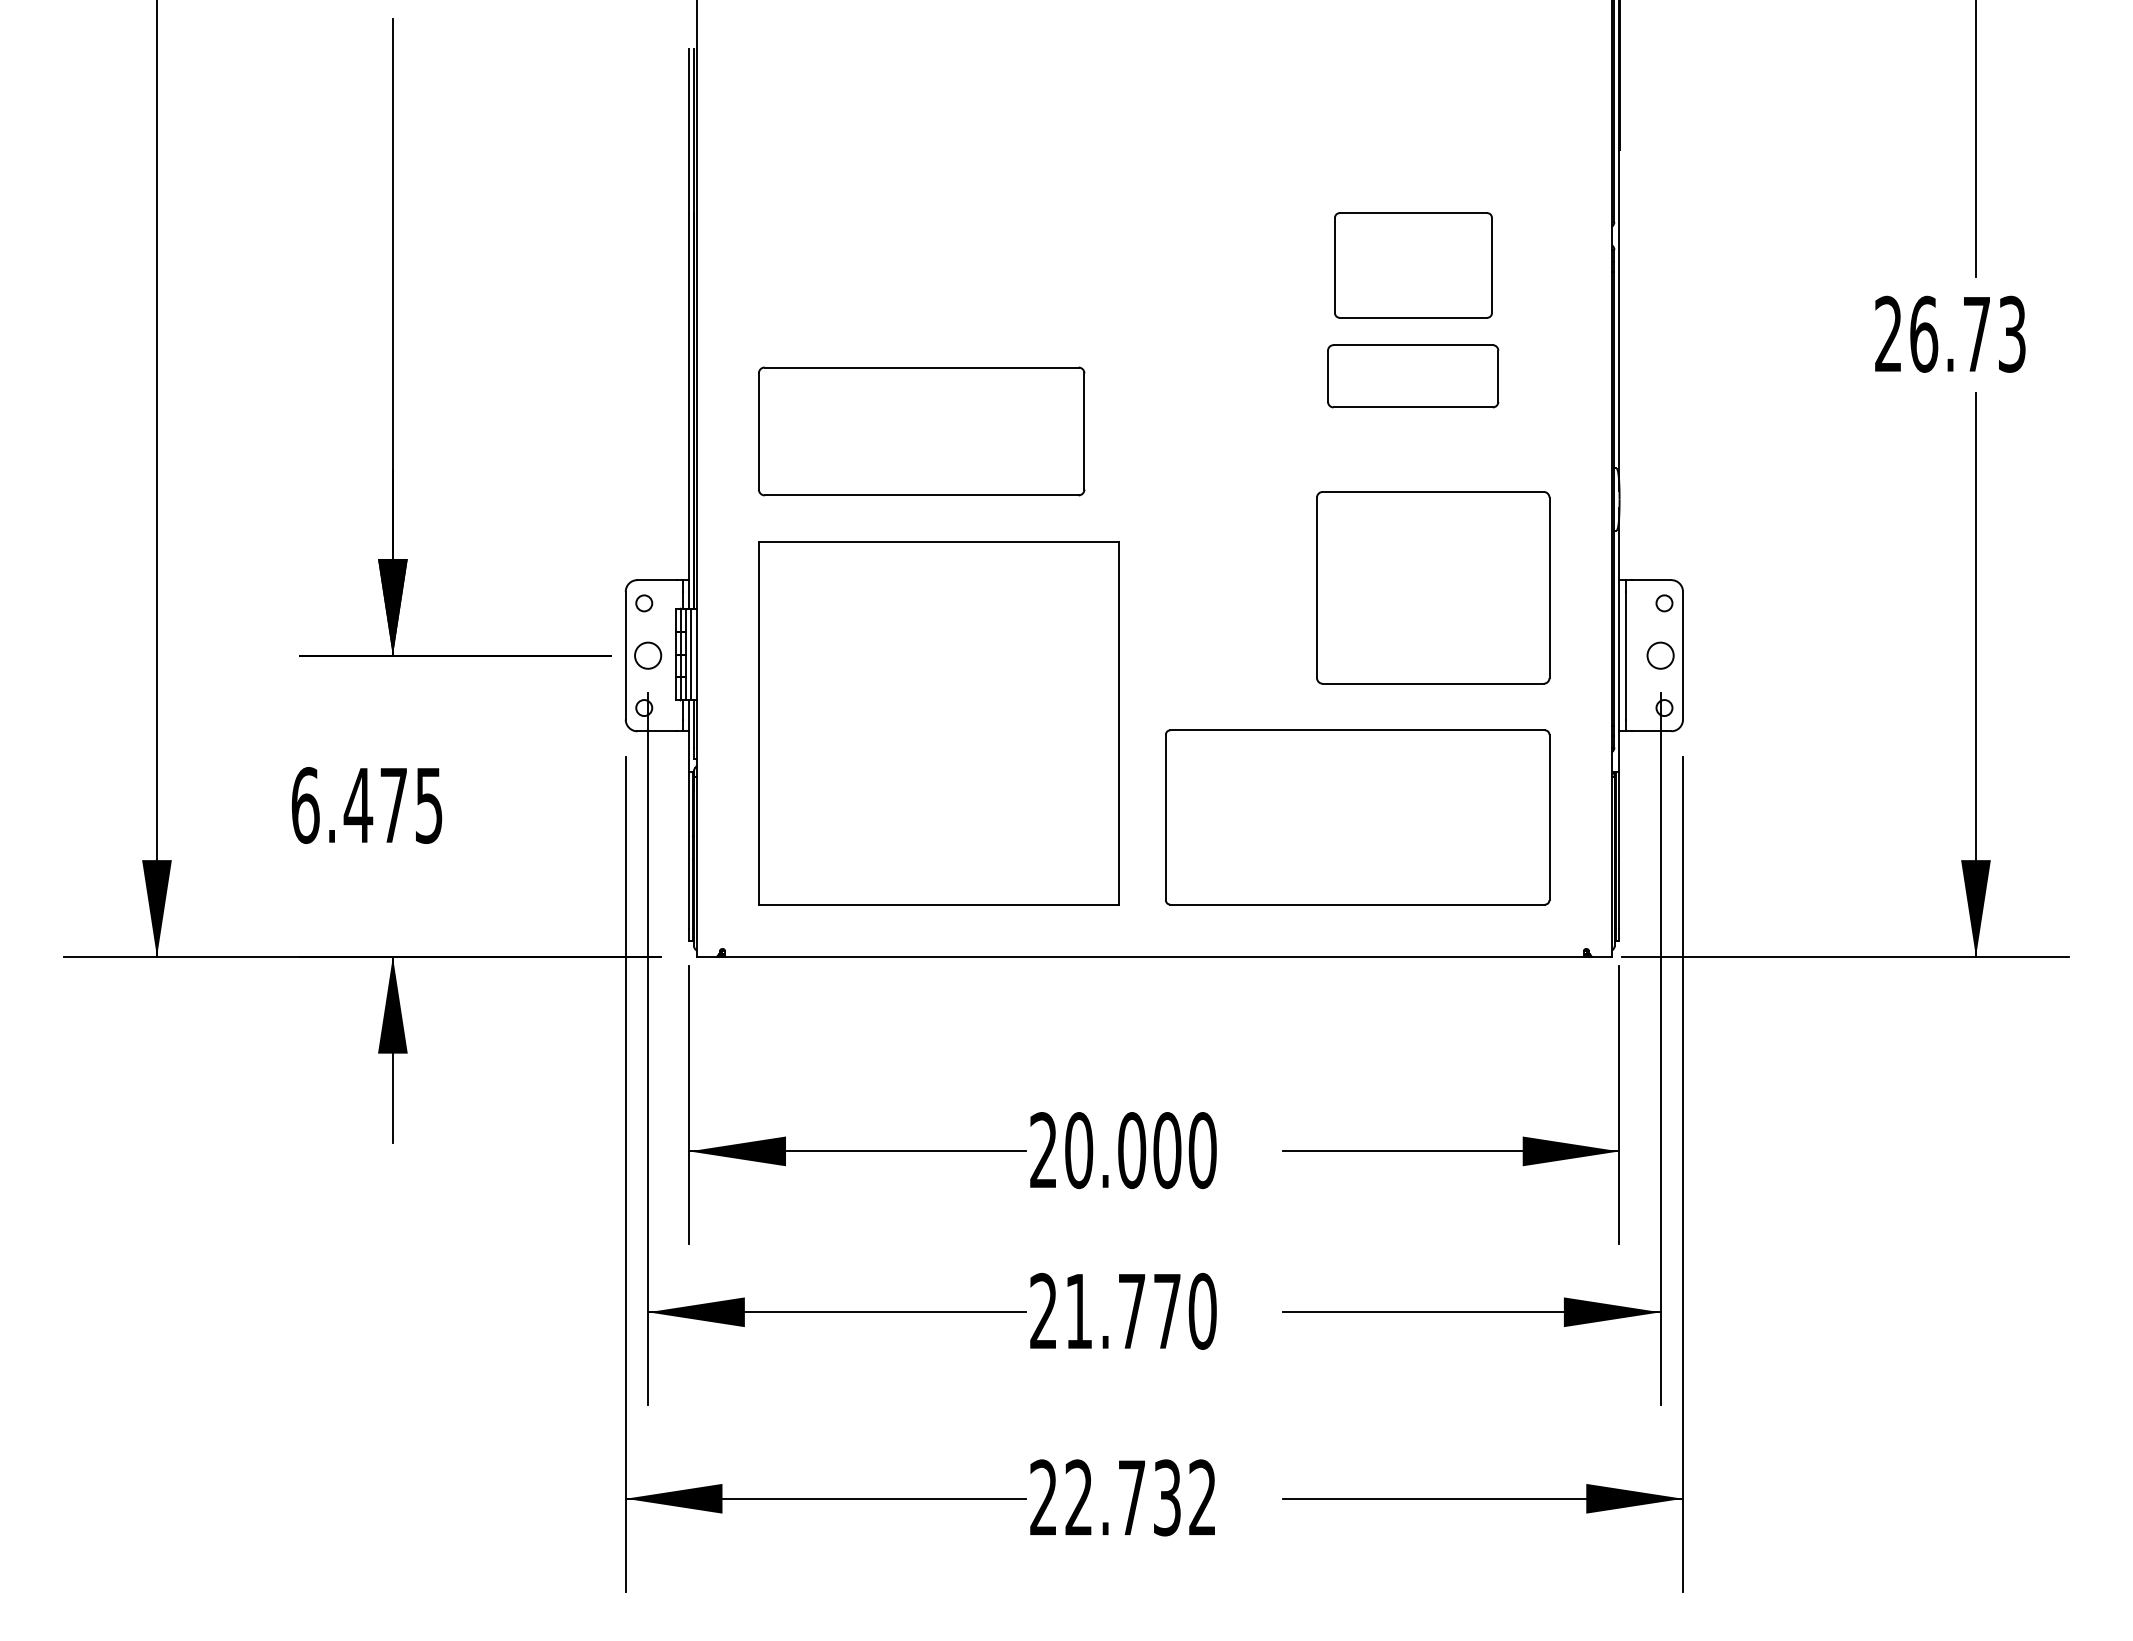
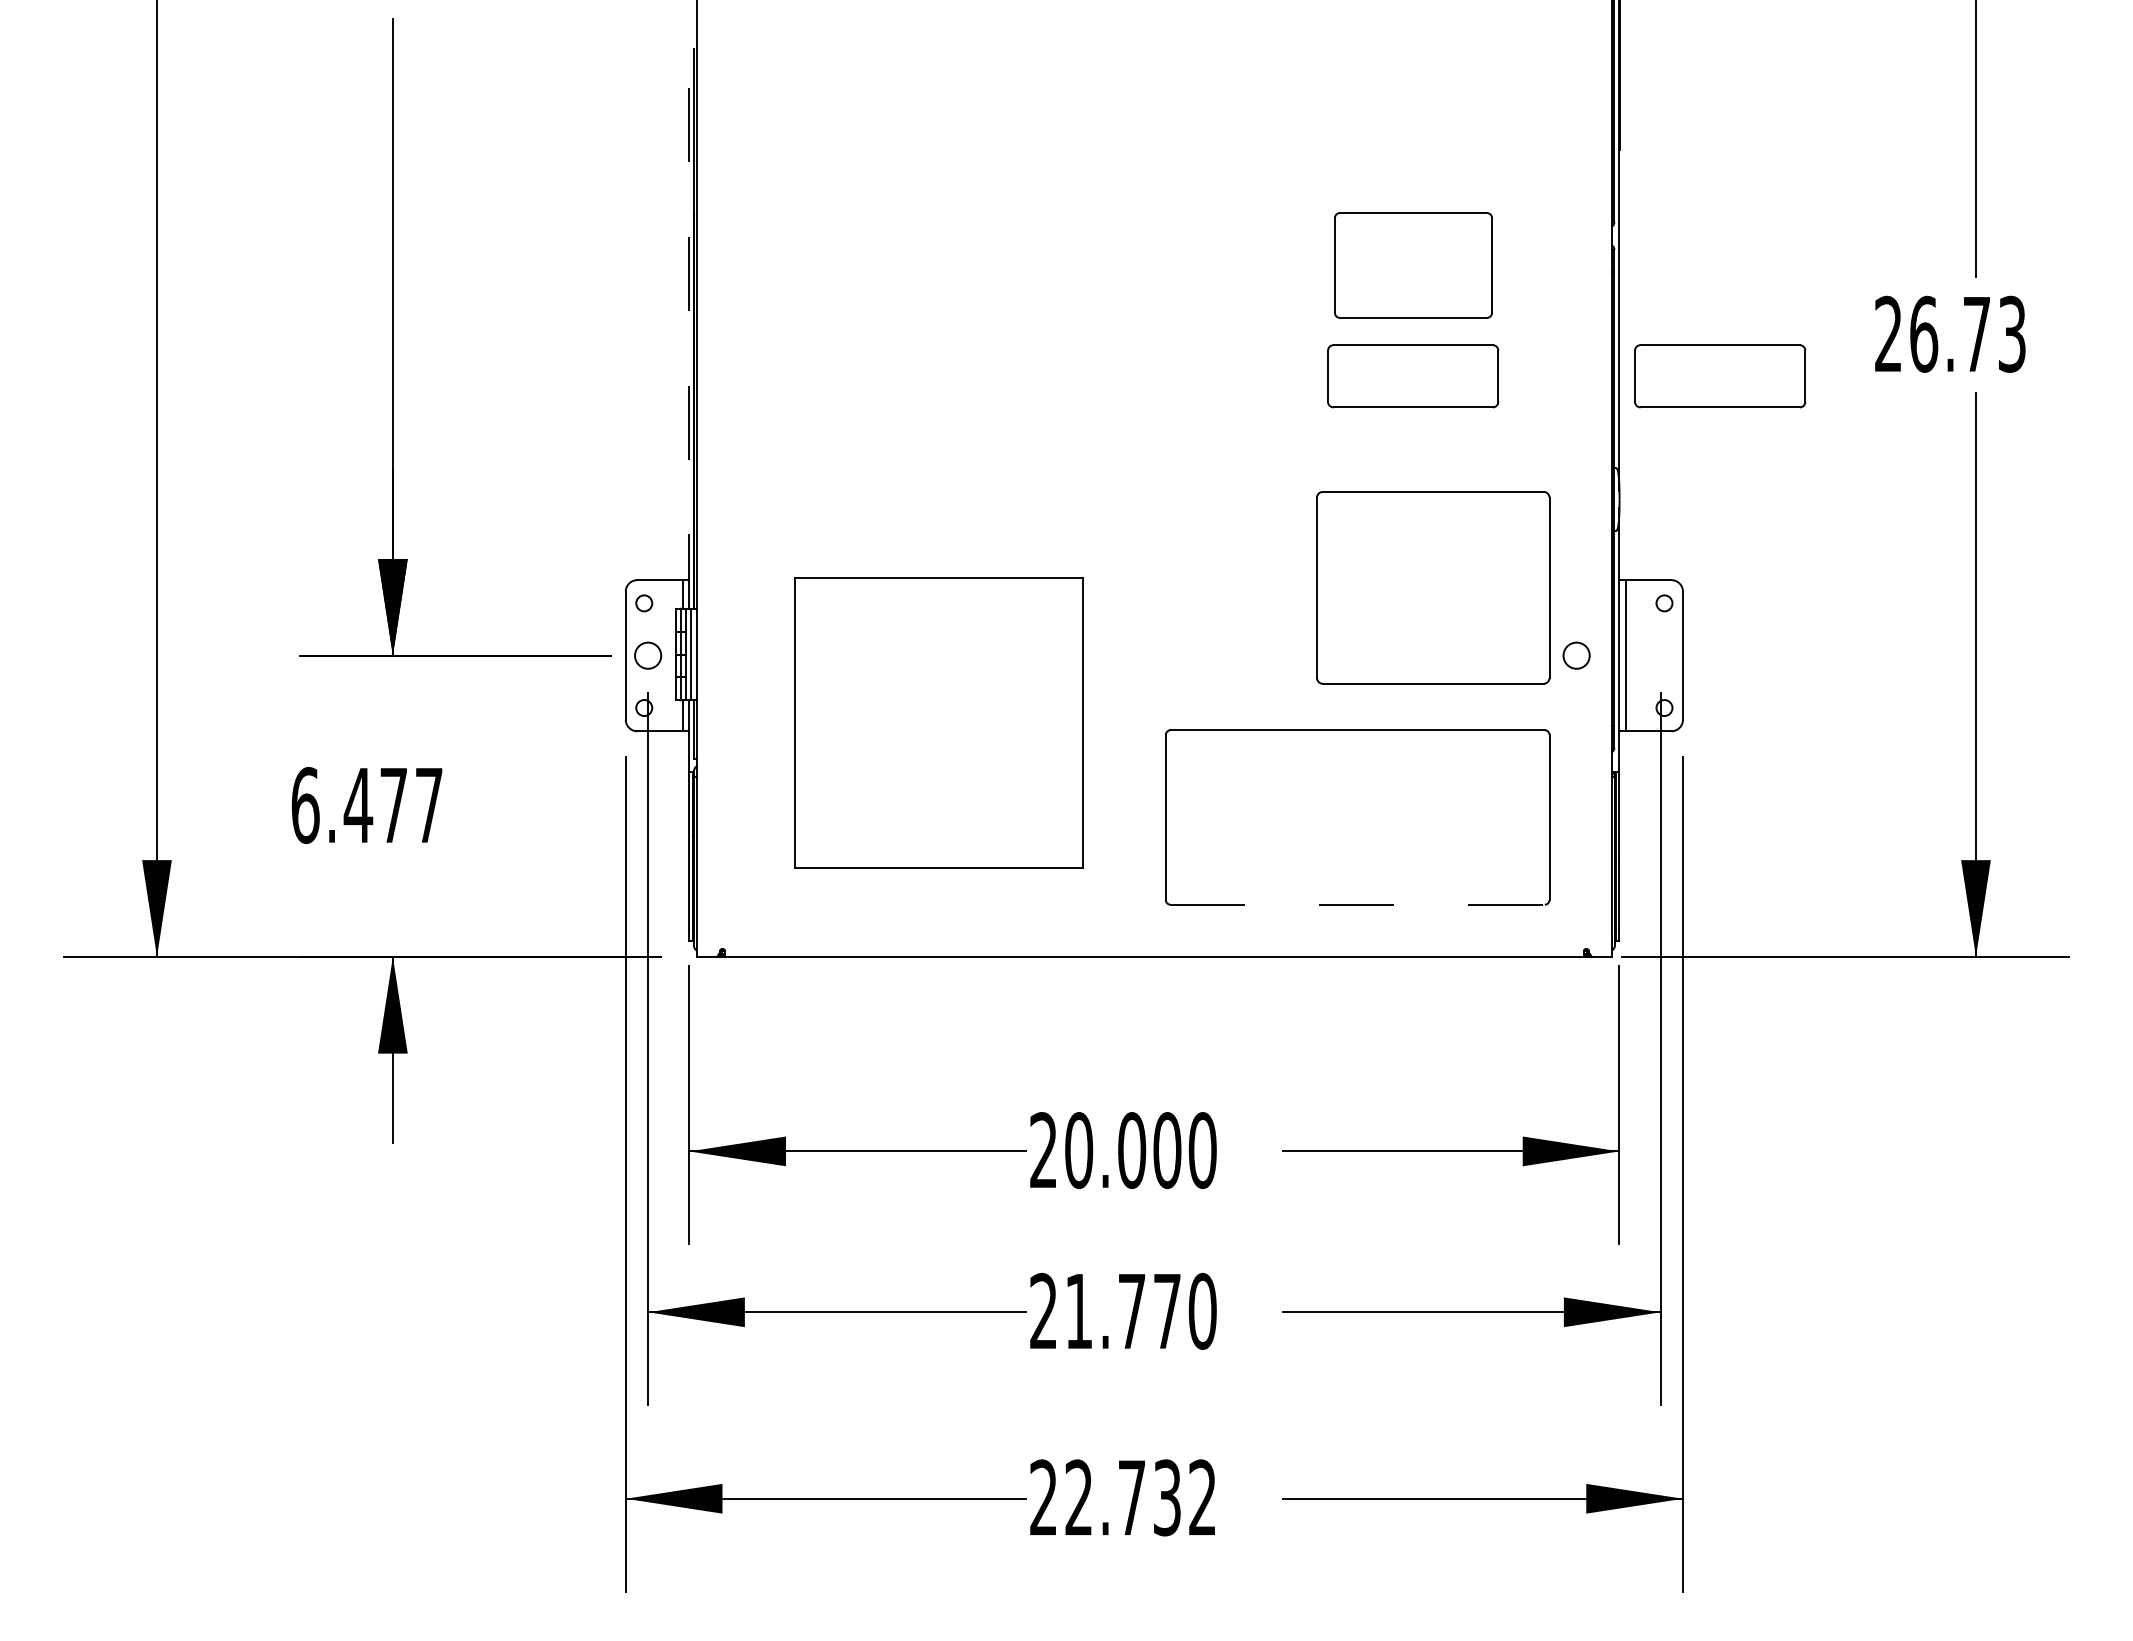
line: solid -> dashed (689, 329)
part: none -> present (1720, 376)
part: present -> none (921, 431)
circle position: (1660, 655) -> (1576, 655) (1576, 655)
part size: 362x365 px -> 290x292 px (938, 722)
text: 6.475 -> 6.477 (429, 805)
line: solid -> dashed (1358, 904)
